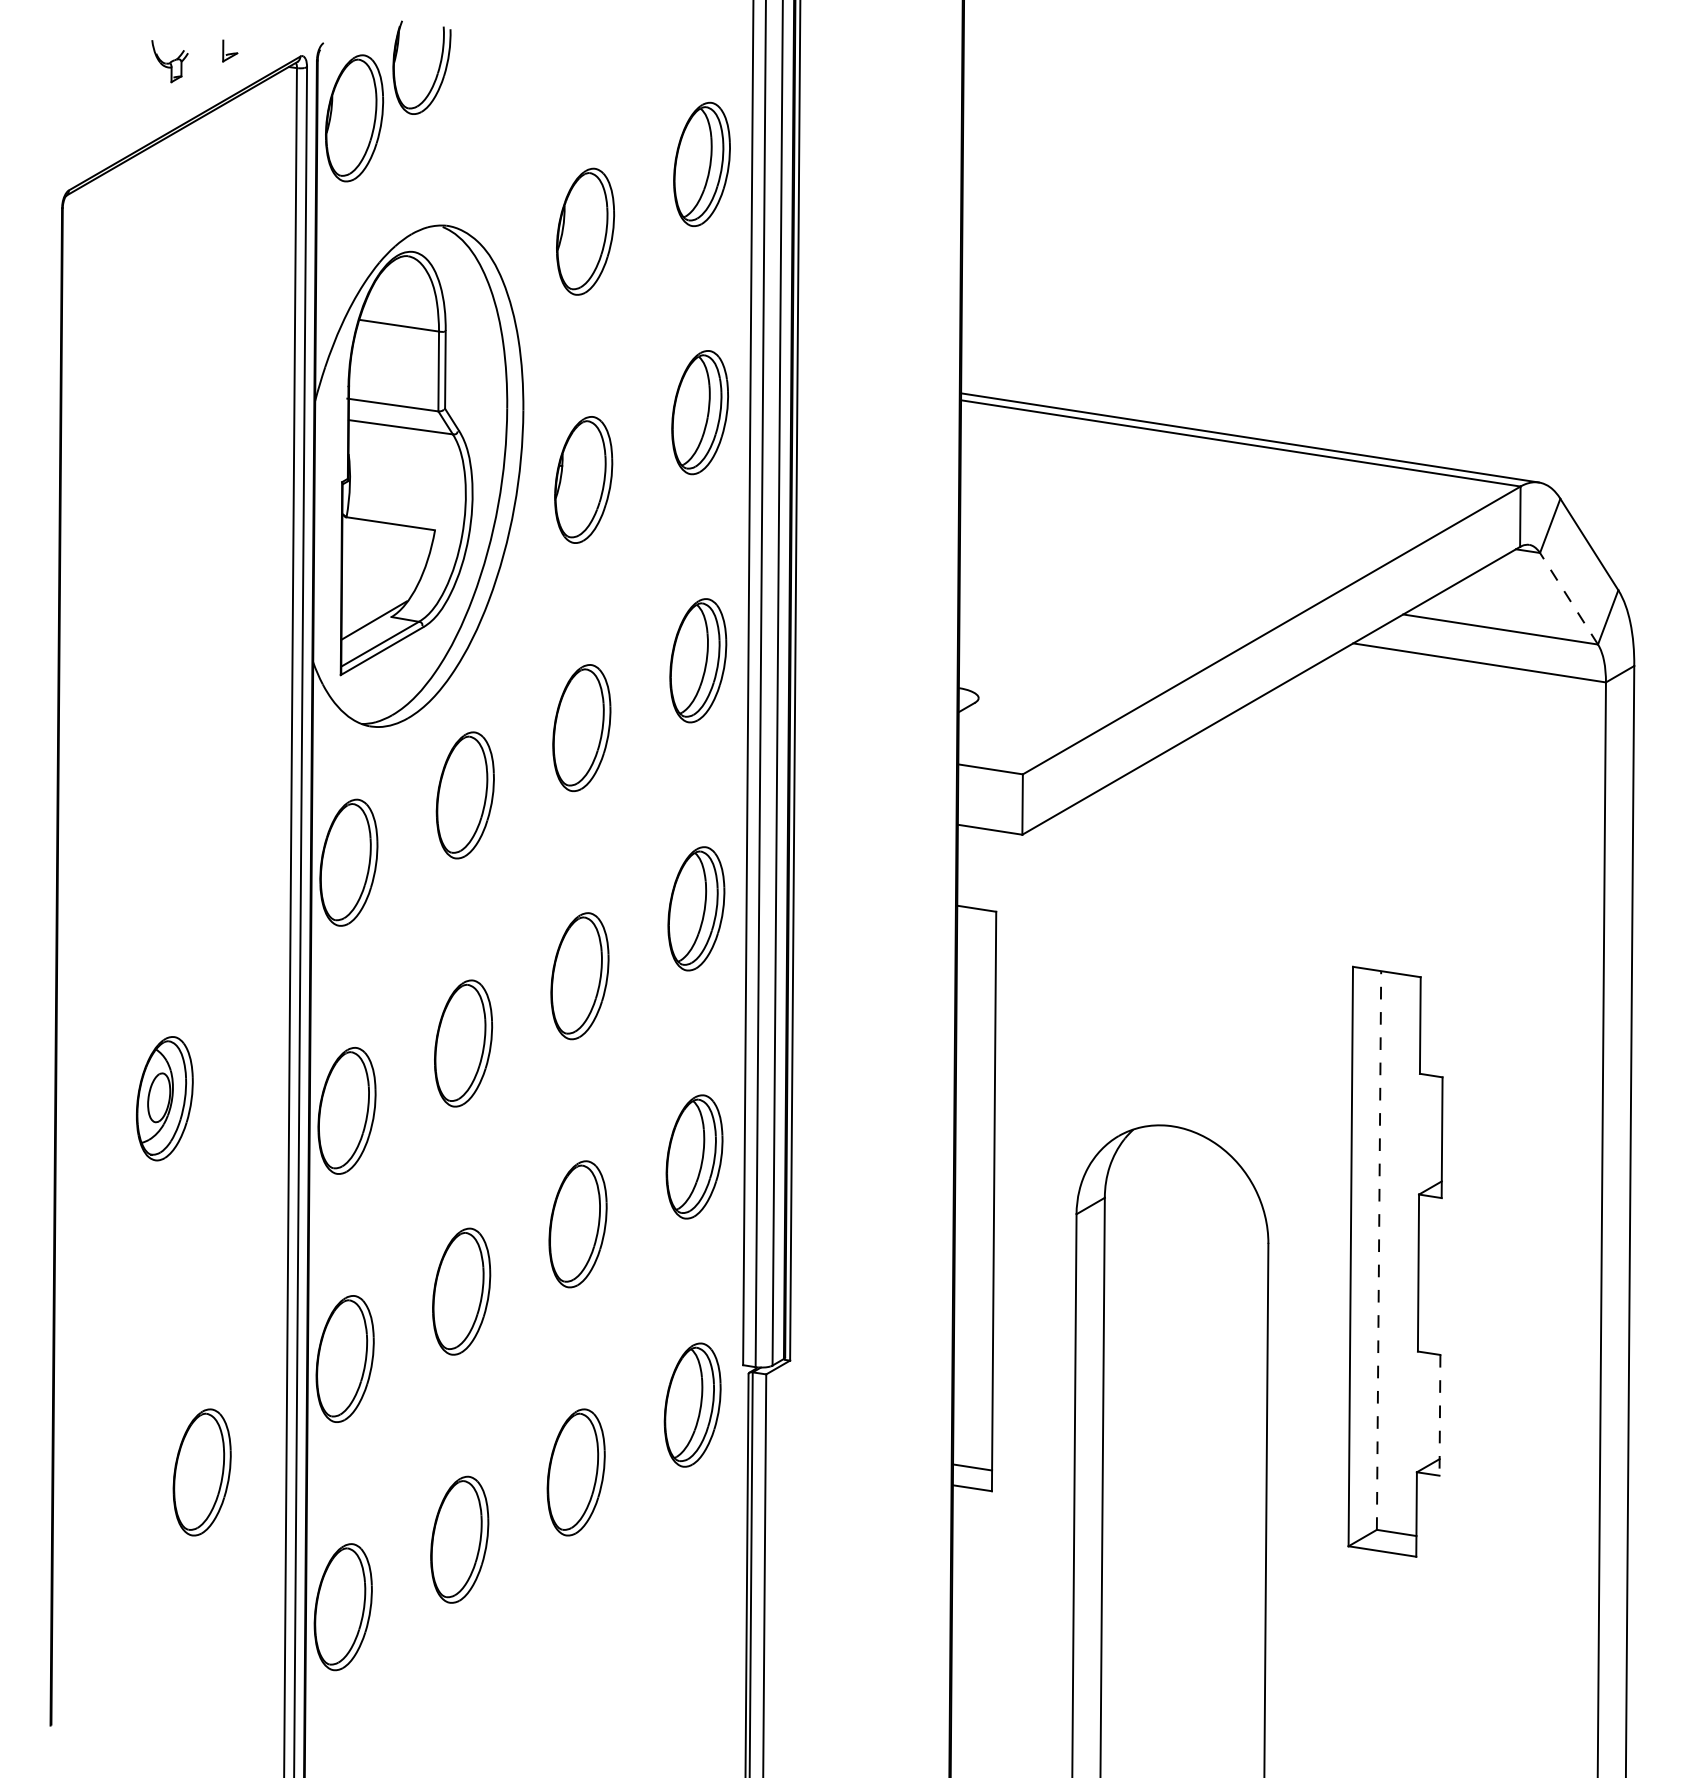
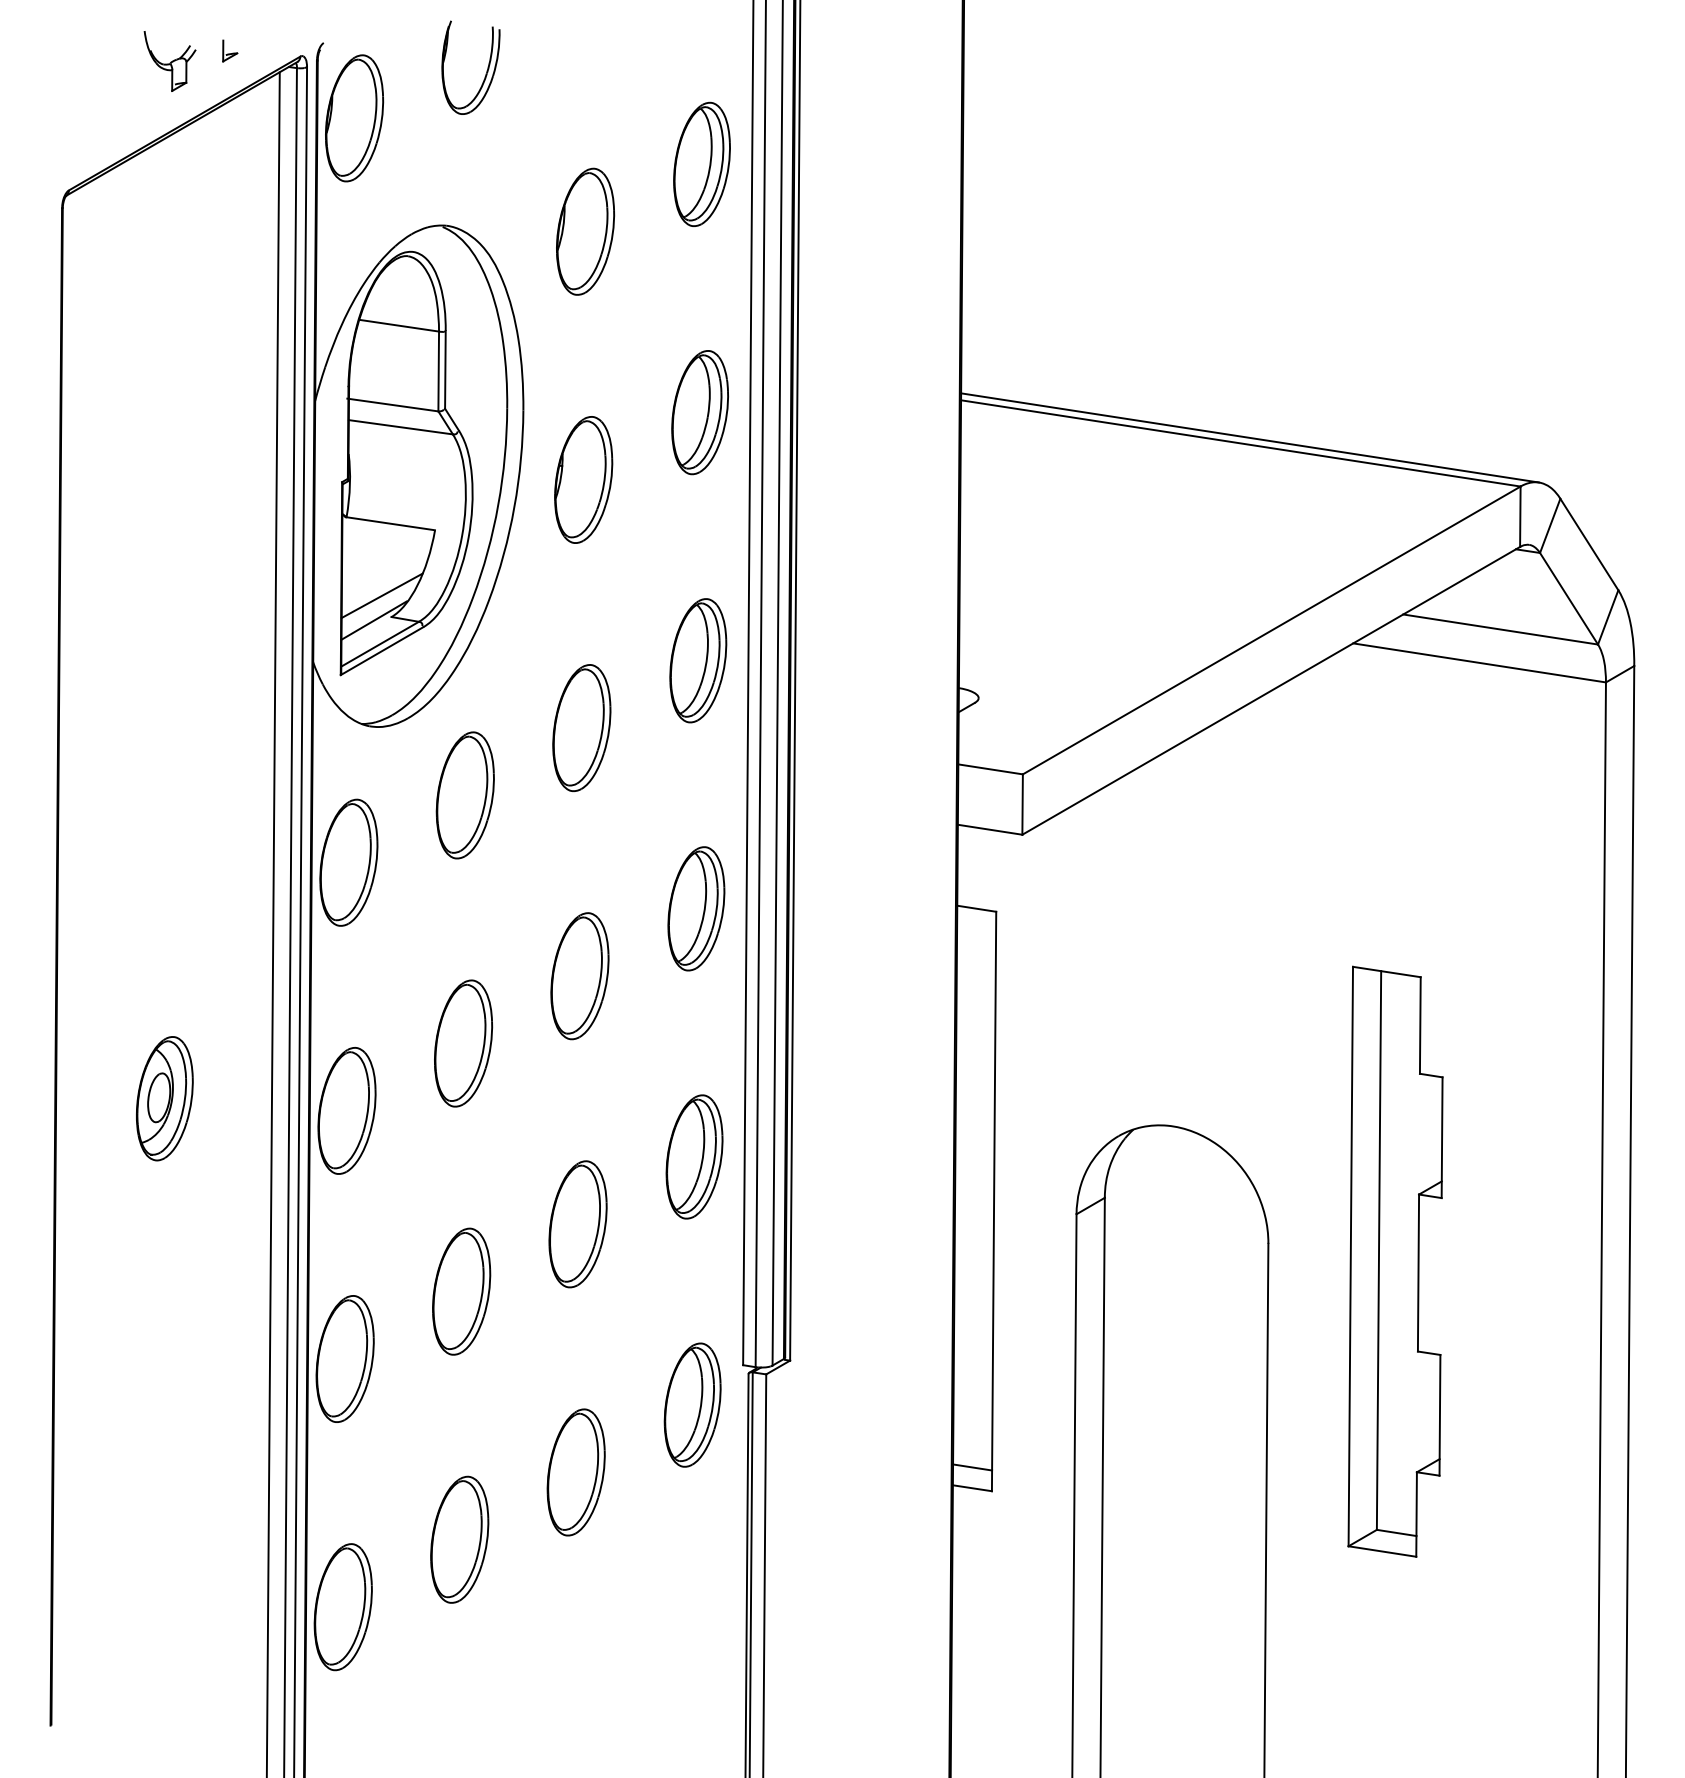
part size: 38x44 px -> 54x61 px (169, 61)
part position: (436, 73) -> (485, 73) (485, 73)
line: none -> present (381, 595)
line: dashed -> solid (1568, 598)
line: none -> present (272, 923)
line: dashed -> solid (1379, 1250)
line: dashed -> solid (1439, 1415)
part: present -> none (201, 1472)
